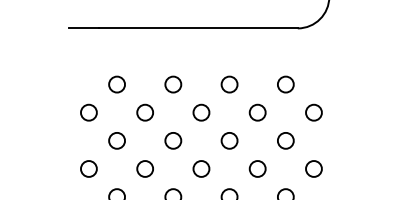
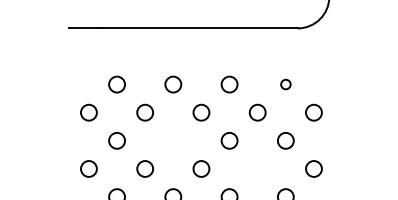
circle size: 18x19 px -> 12x13 px (285, 84)
circle: present -> none (173, 140)
circle: present -> none (257, 168)
